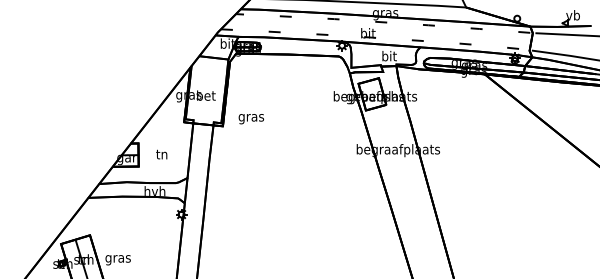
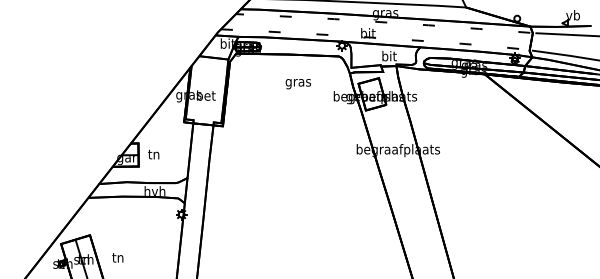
text position: (250, 119) -> (297, 84) (297, 84)
text position: (161, 154) -> (153, 154) (153, 154)
text: gras -> tn (117, 259)
